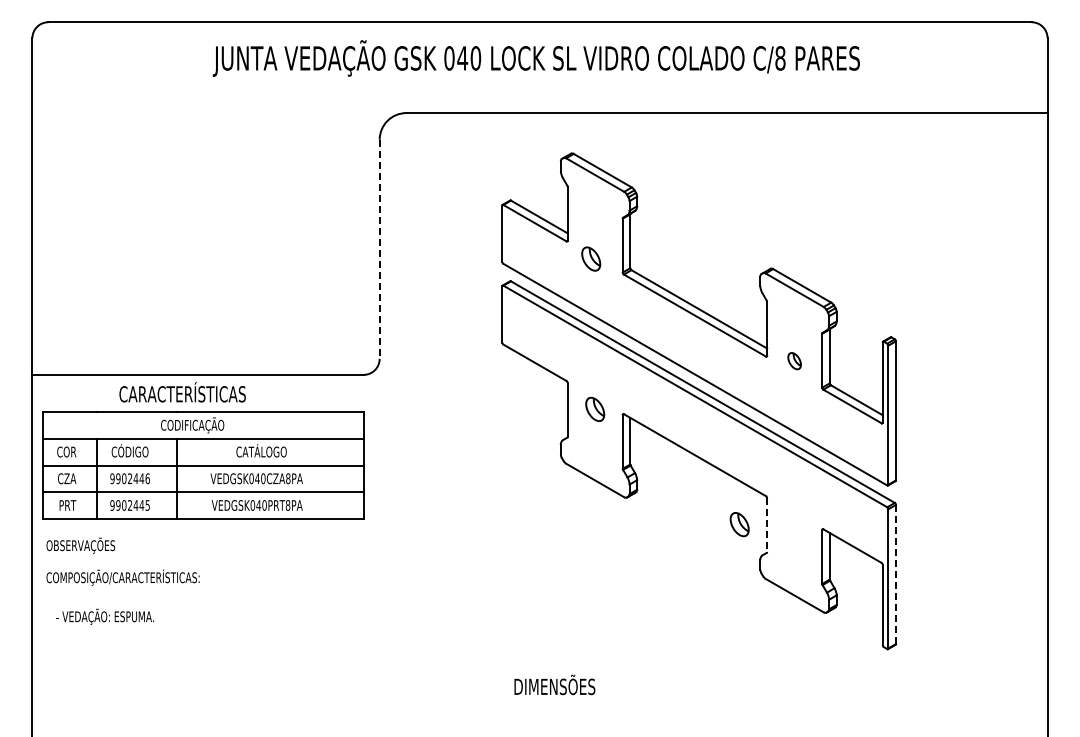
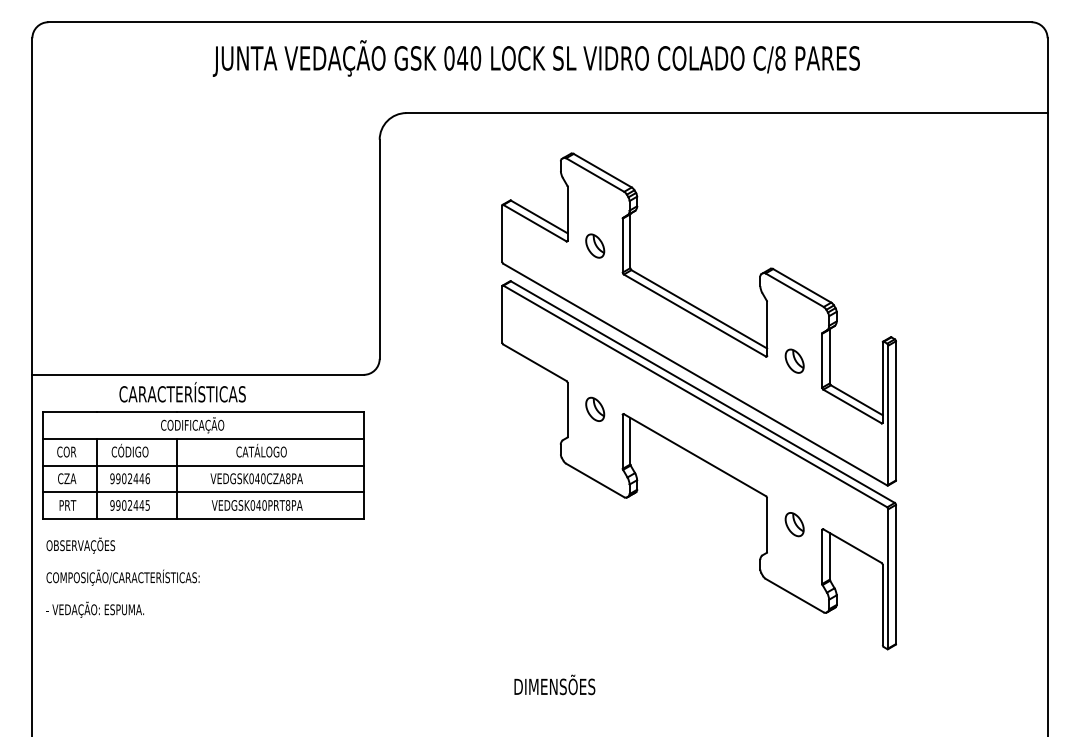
line: dashed -> solid (379, 249)
part position: (591, 258) -> (595, 245) (595, 245)
part size: 15x19 px -> 21x26 px (794, 360)
part position: (739, 524) -> (794, 524) (794, 524)
line: dashed -> solid (767, 525)
line: dashed -> solid (895, 574)
text position: (104, 616) -> (94, 609) (94, 609)
